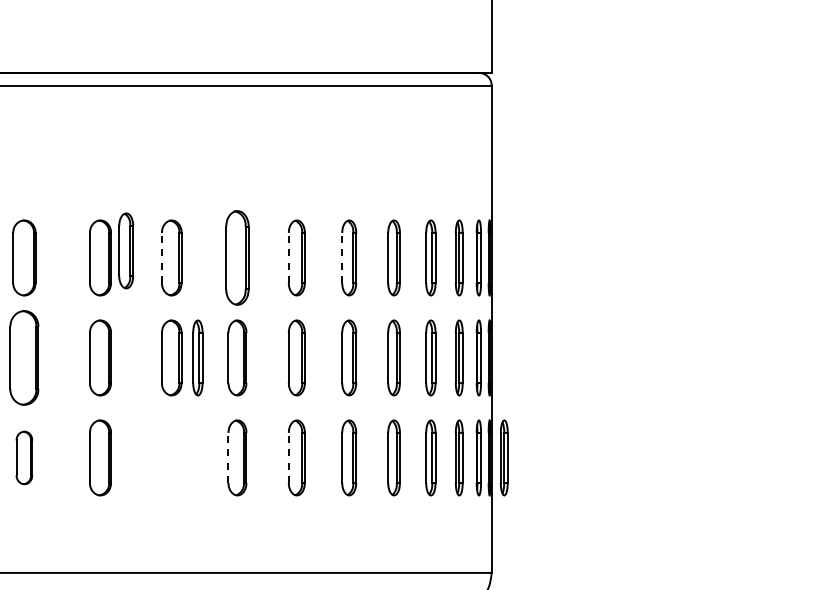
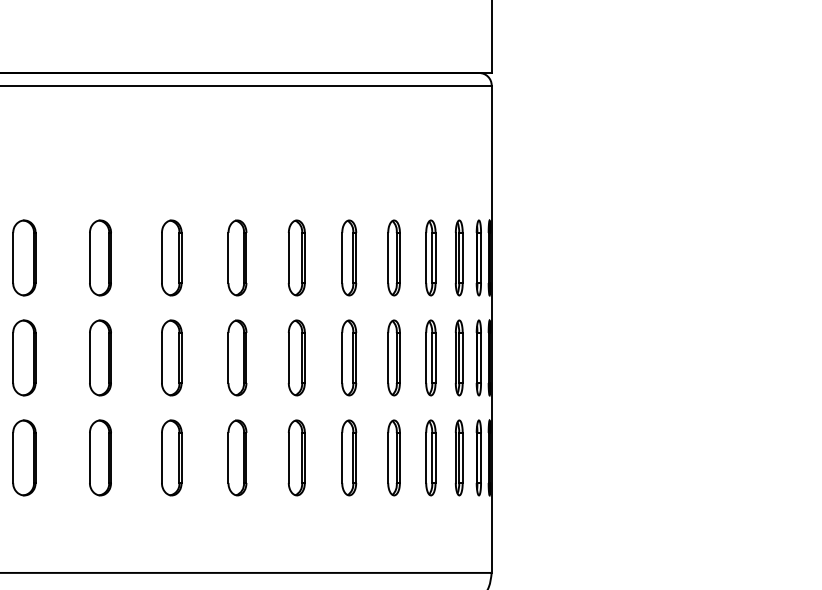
part: present -> none (126, 250)
line: dashed -> solid (161, 257)
part size: 25x96 px -> 21x78 px (237, 257)
line: dashed -> solid (288, 257)
line: dashed -> solid (342, 257)
part size: 31x96 px -> 25x78 px (24, 357)
part: present -> none (197, 357)
part size: 19x56 px -> 25x78 px (24, 457)
part: none -> present (171, 457)
line: dashed -> solid (228, 457)
line: dashed -> solid (288, 457)
part: present -> none (503, 457)
